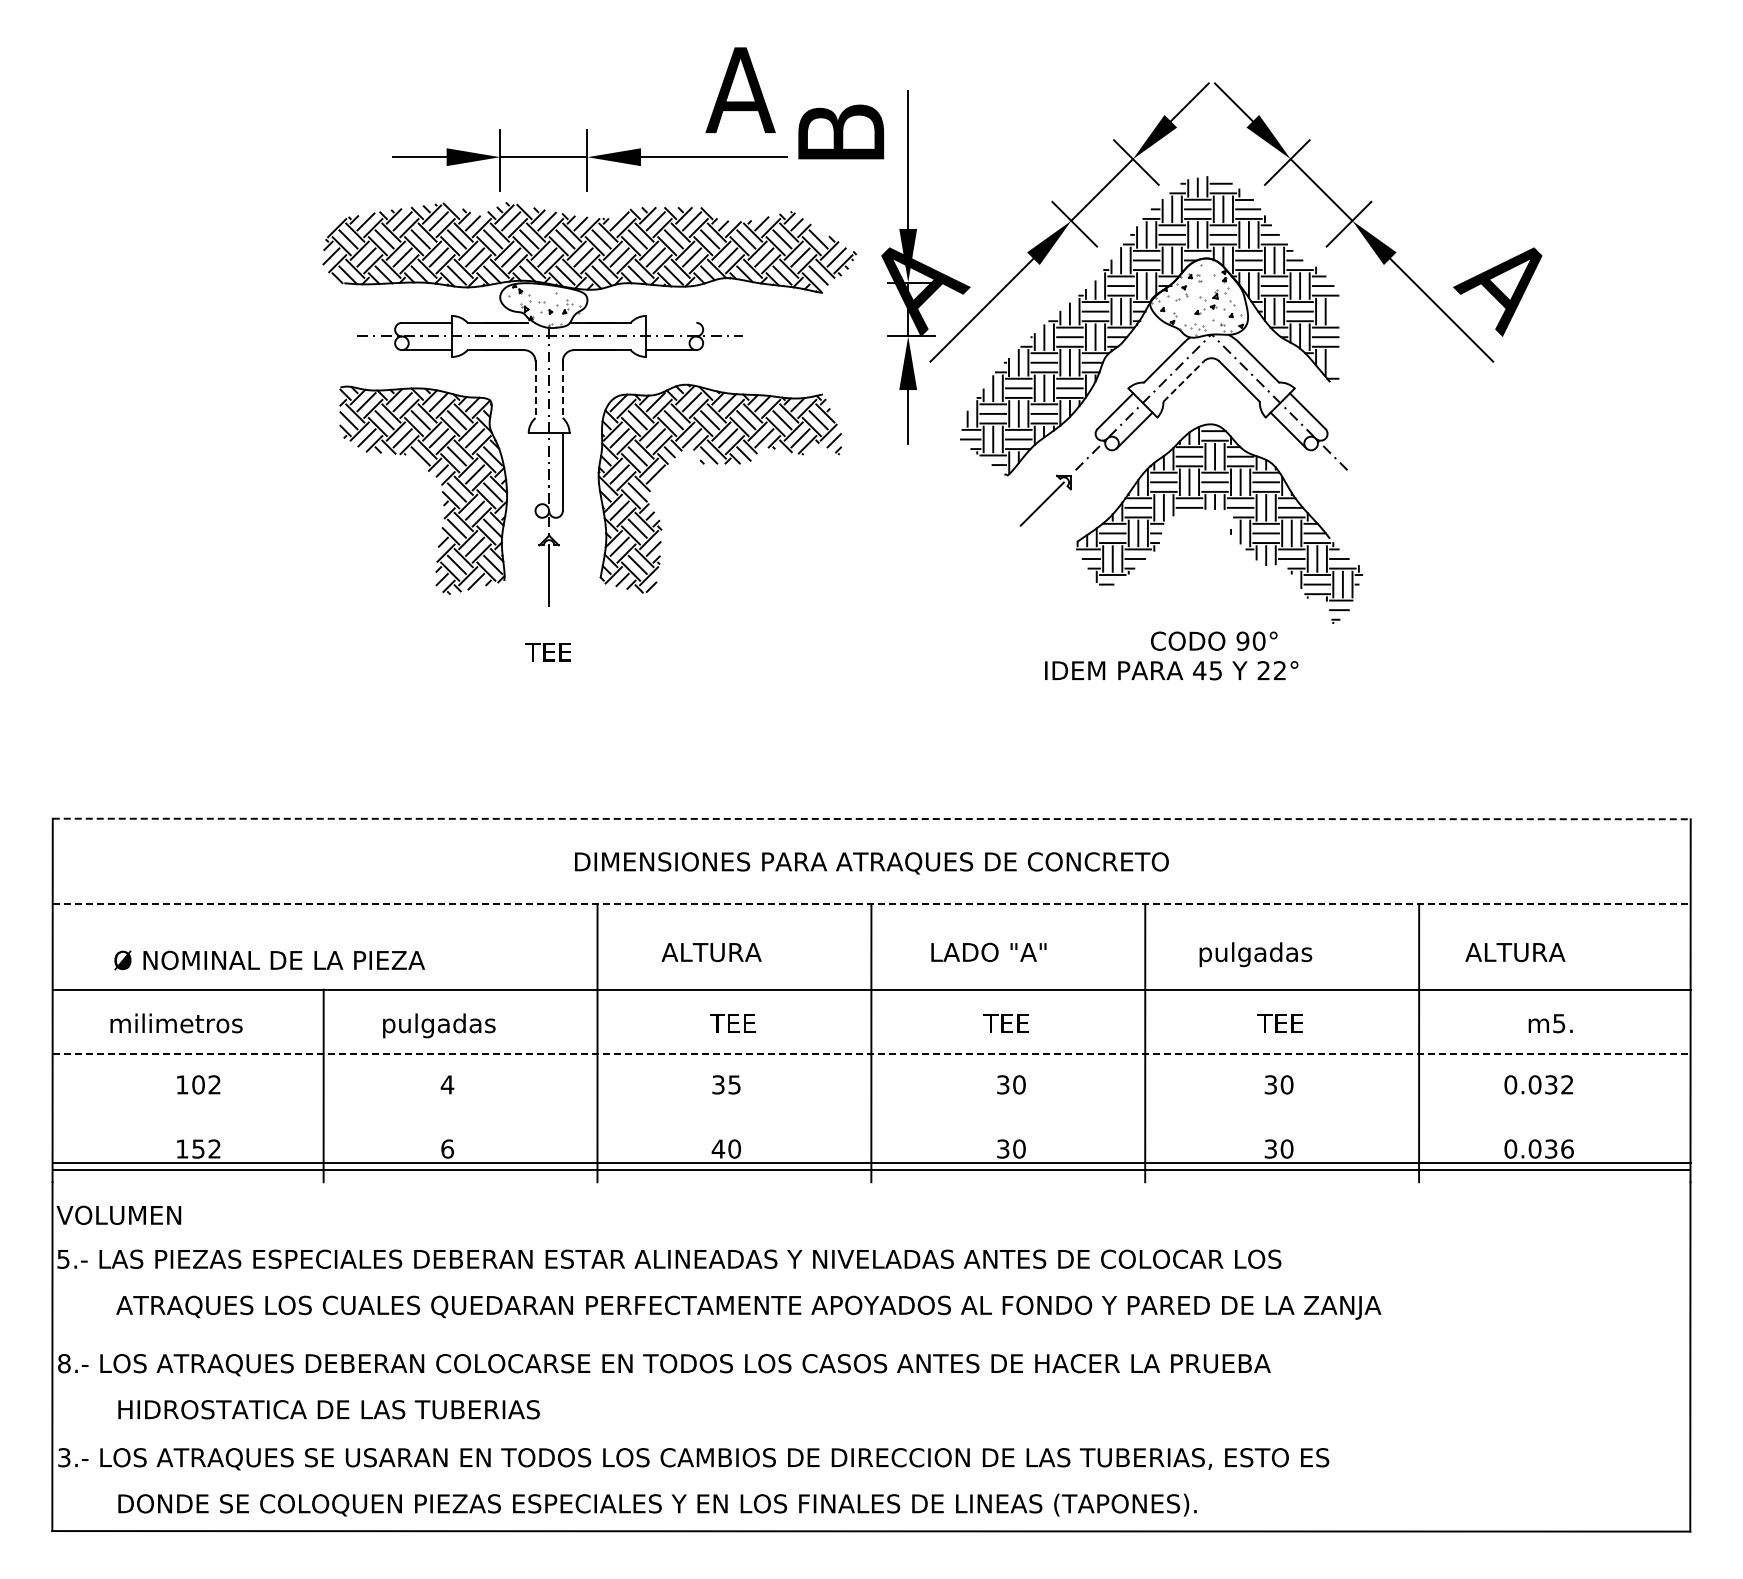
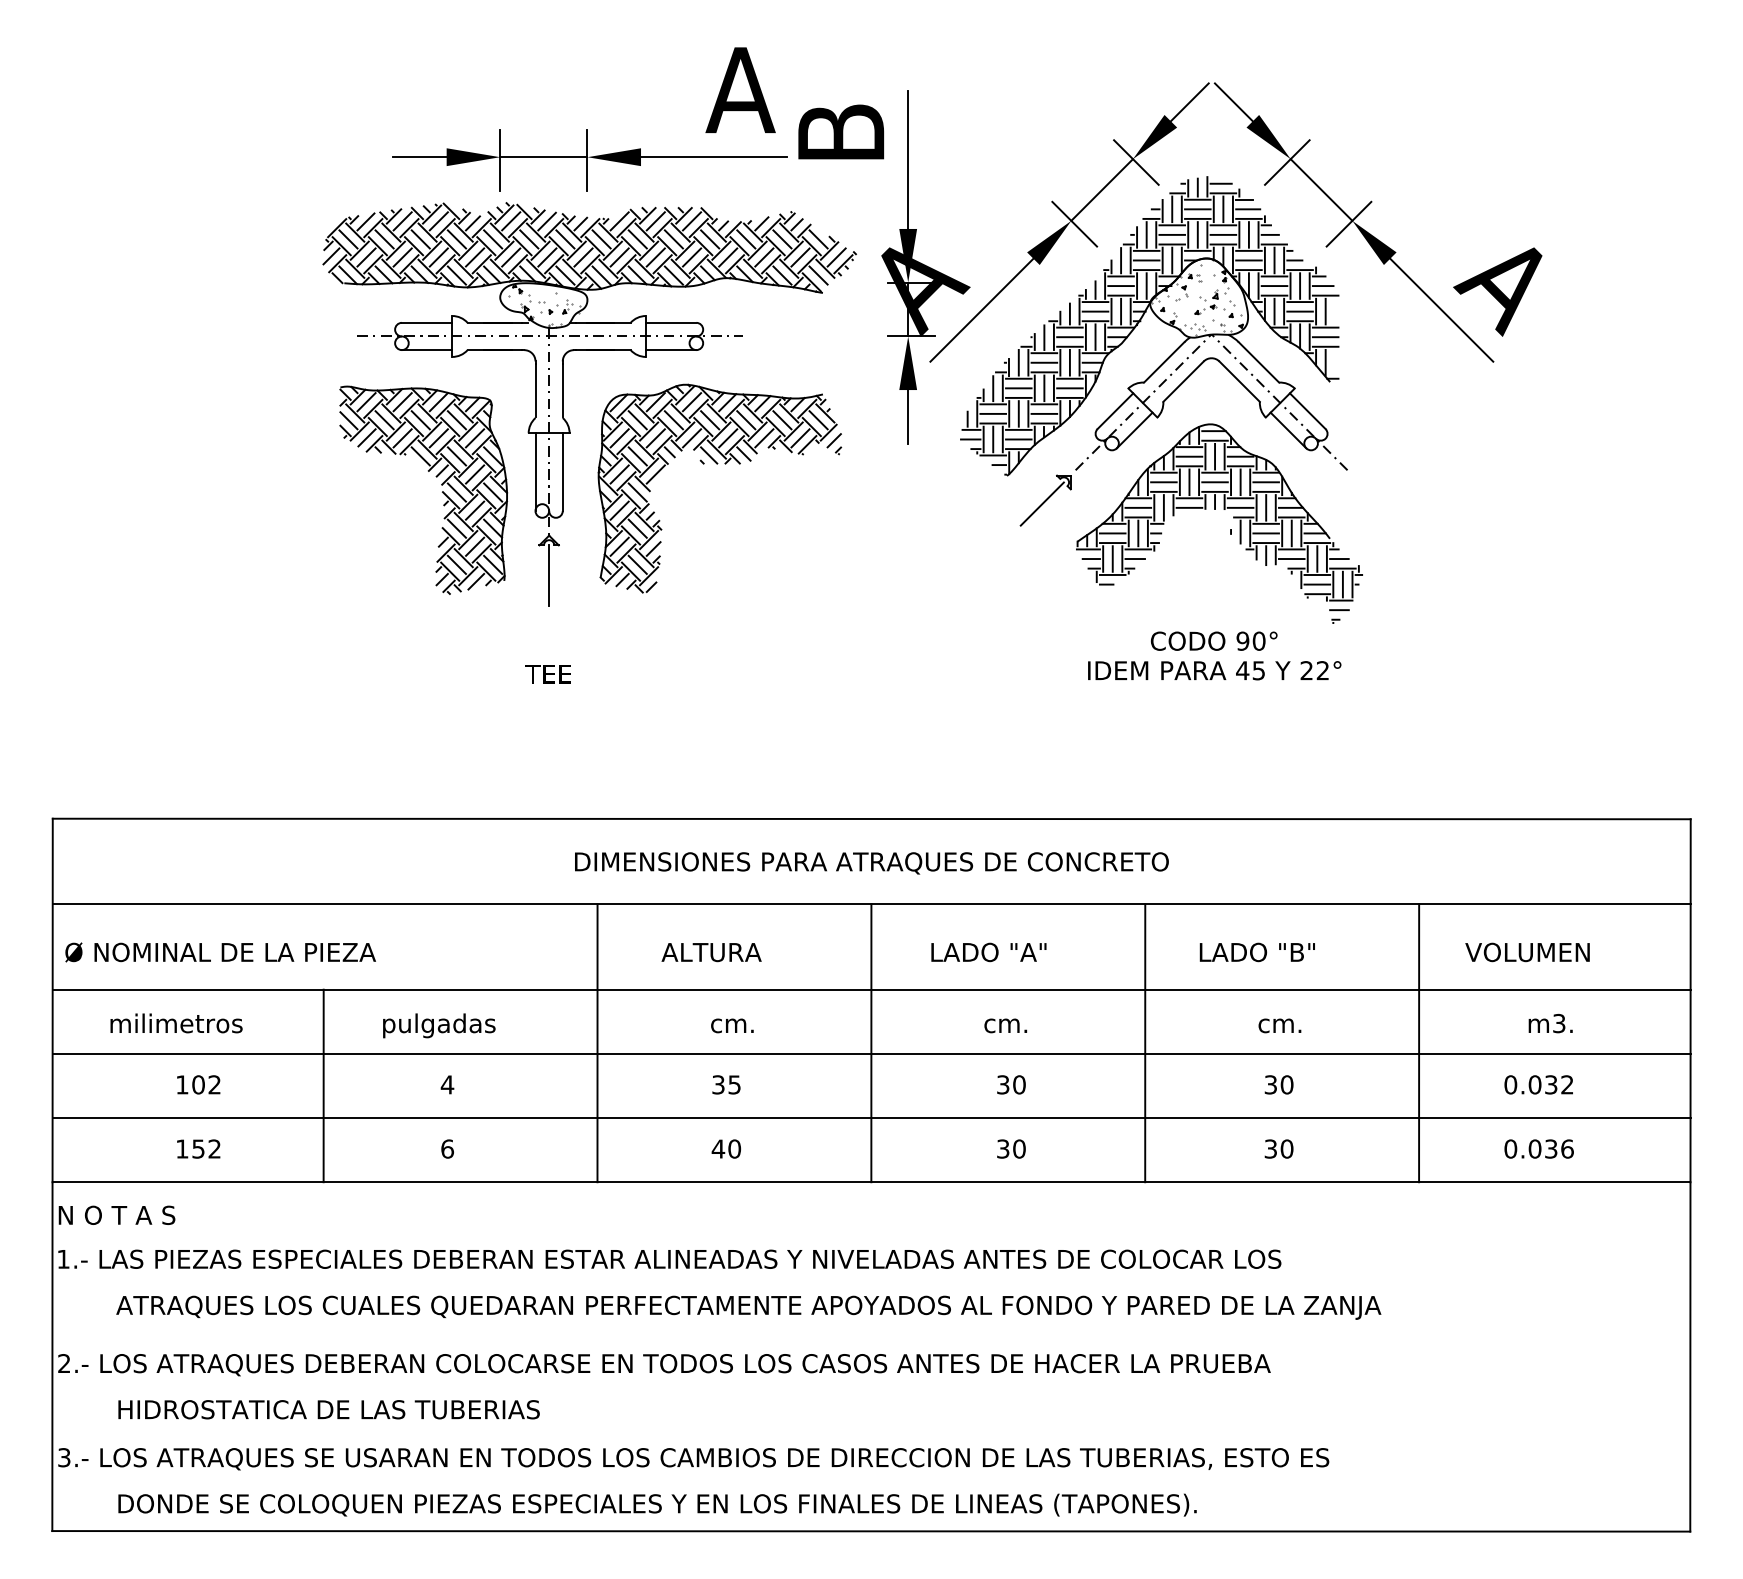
line: none -> present (670, 322)
line: dashed -> solid (1183, 381)
line: dashed -> solid (535, 390)
line: dashed -> solid (562, 390)
line: none -> present (535, 471)
text position: (547, 652) -> (547, 674) (547, 674)
text position: (1171, 670) -> (1214, 670) (1214, 670)
line: dashed -> solid (871, 818)
line: dashed -> solid (871, 904)
text: ALTURA -> VOLUMEN (1527, 952)
text: pulgadas -> LADO "B" (1256, 954)
text position: (269, 960) -> (220, 952) (220, 952)
text: m5. -> m3. (1559, 1022)
text: TEE -> cm. (732, 1023)
text: TEE -> cm. (1005, 1023)
text: TEE -> cm. (1279, 1023)
line: dashed -> solid (871, 1053)
line position: (871, 1163) -> (871, 1118) (871, 1118)
line position: (871, 1170) -> (871, 1182) (871, 1182)
text: VOLUMEN -> N O T A S (118, 1214)
text: 5.- -> 1.- (63, 1259)
text: 8.- -> 2.- (64, 1363)
